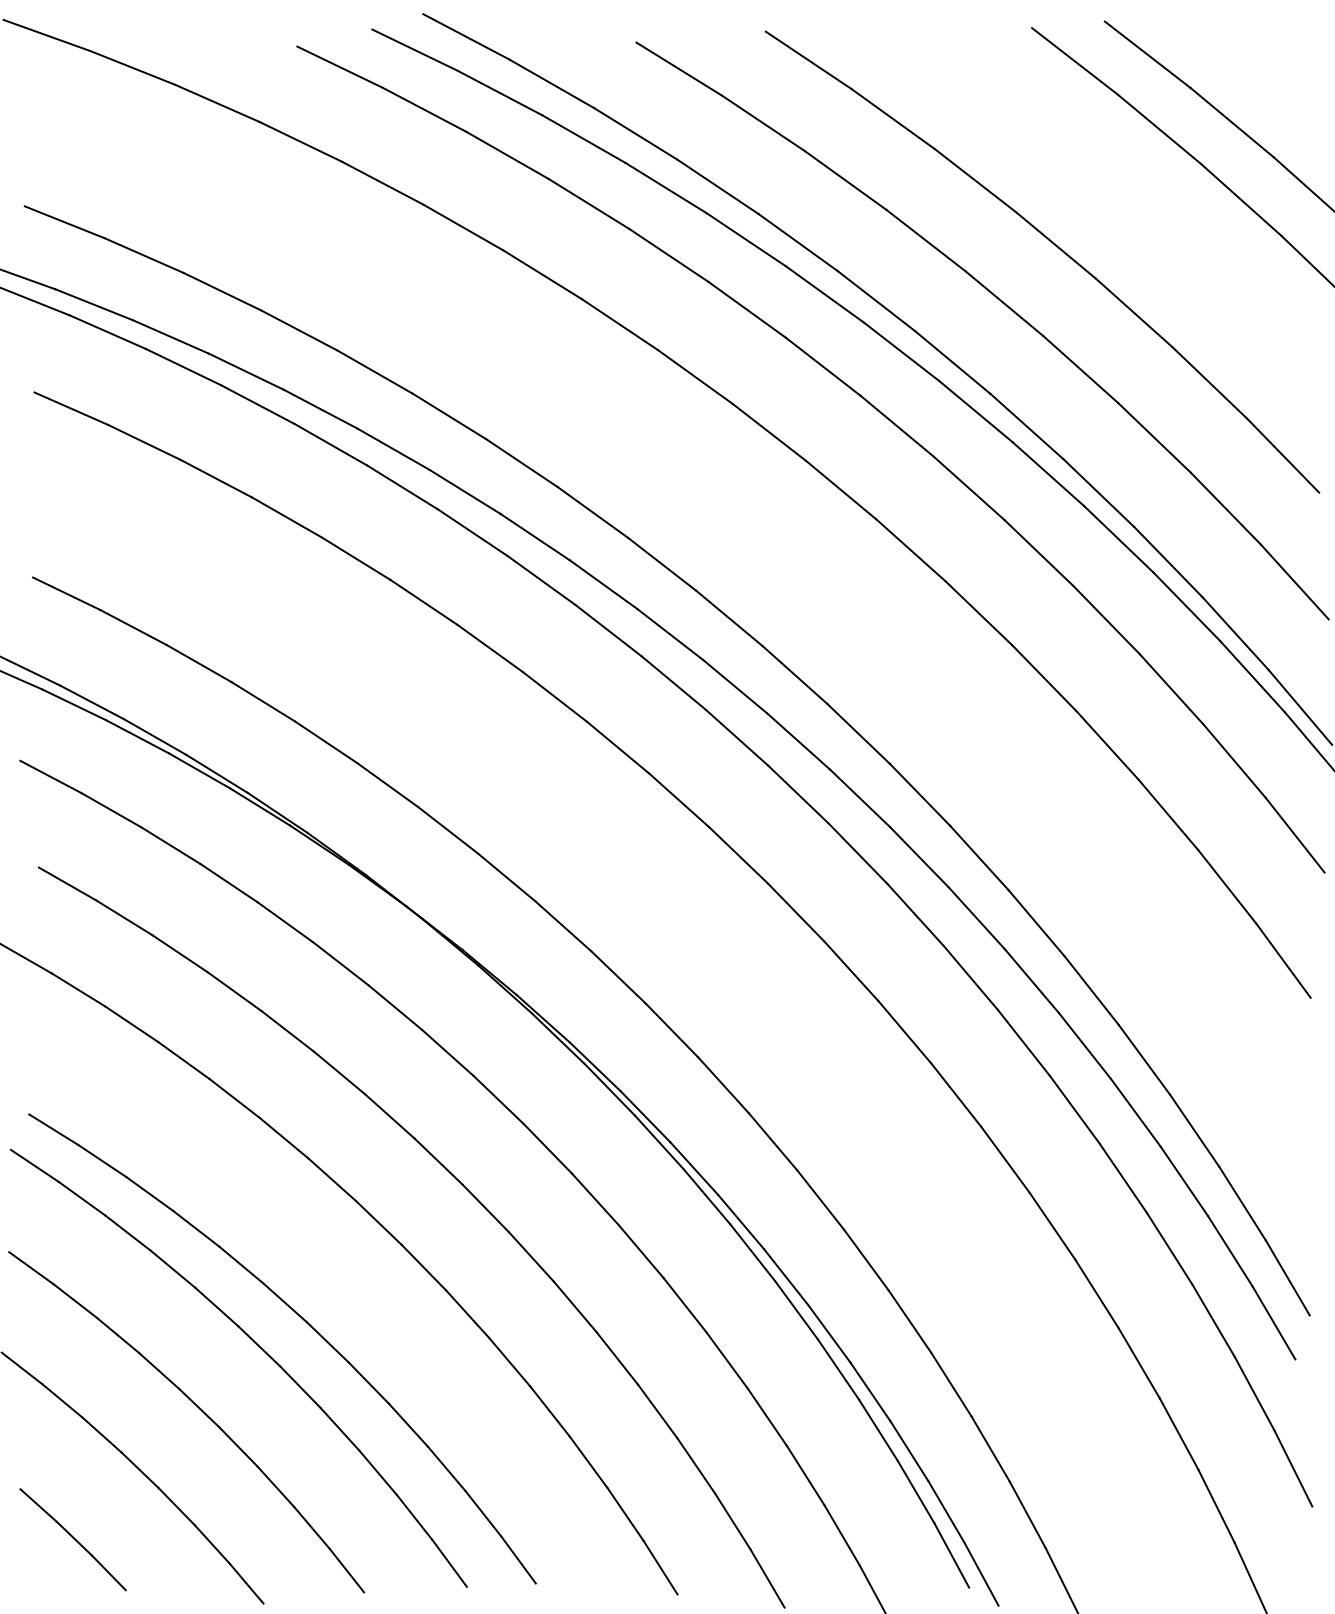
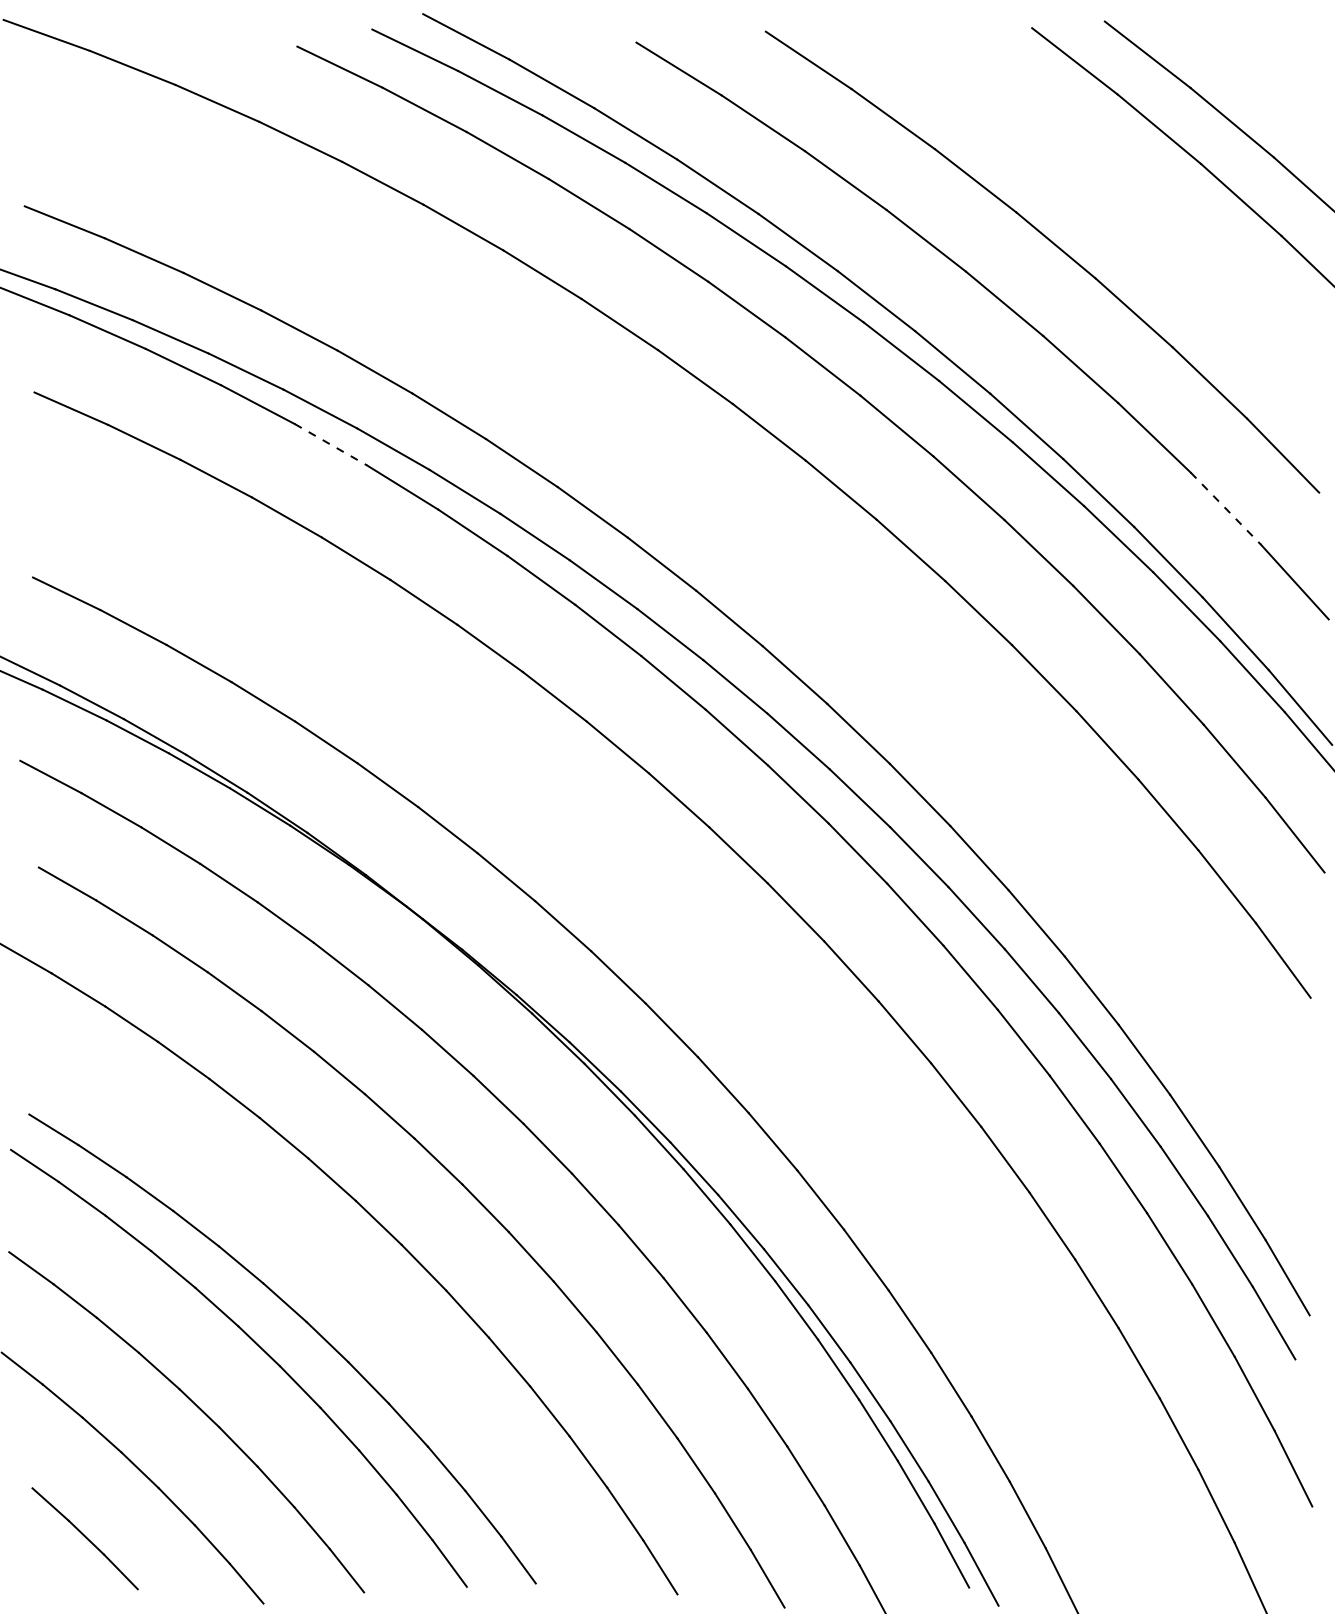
line: solid -> dashed (330, 444)
line: solid -> dashed (1226, 509)
part position: (72, 1539) -> (84, 1538) (84, 1538)
